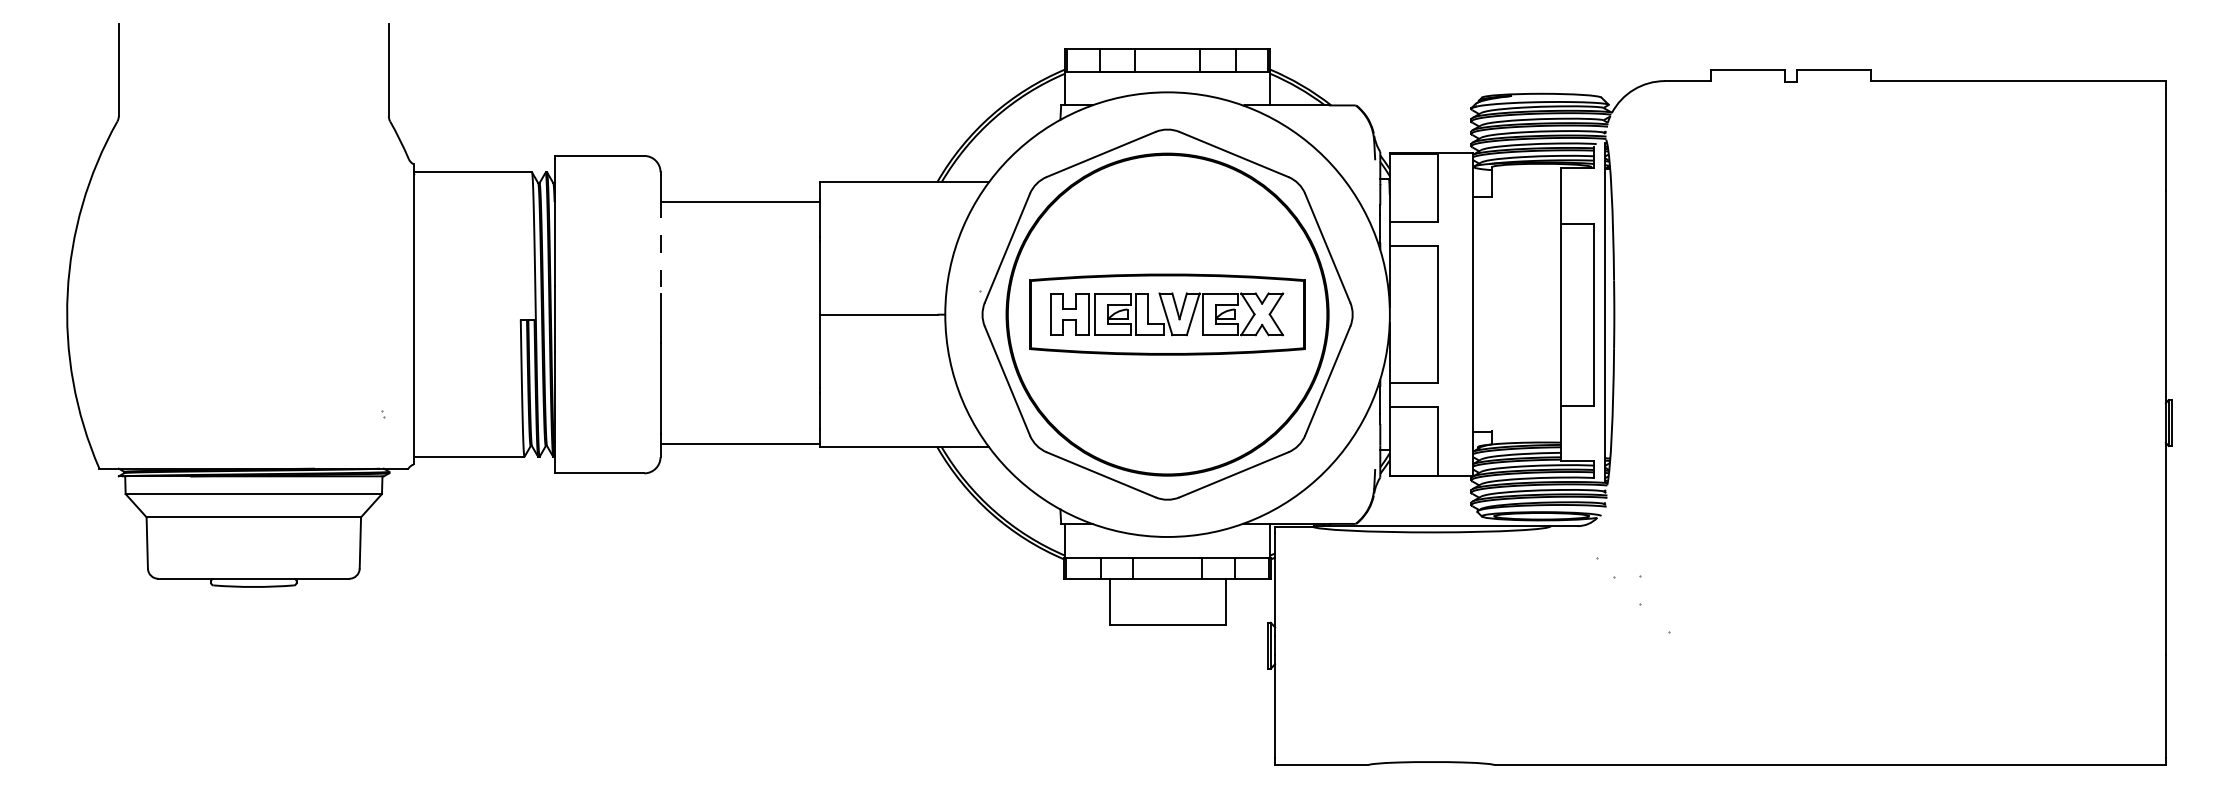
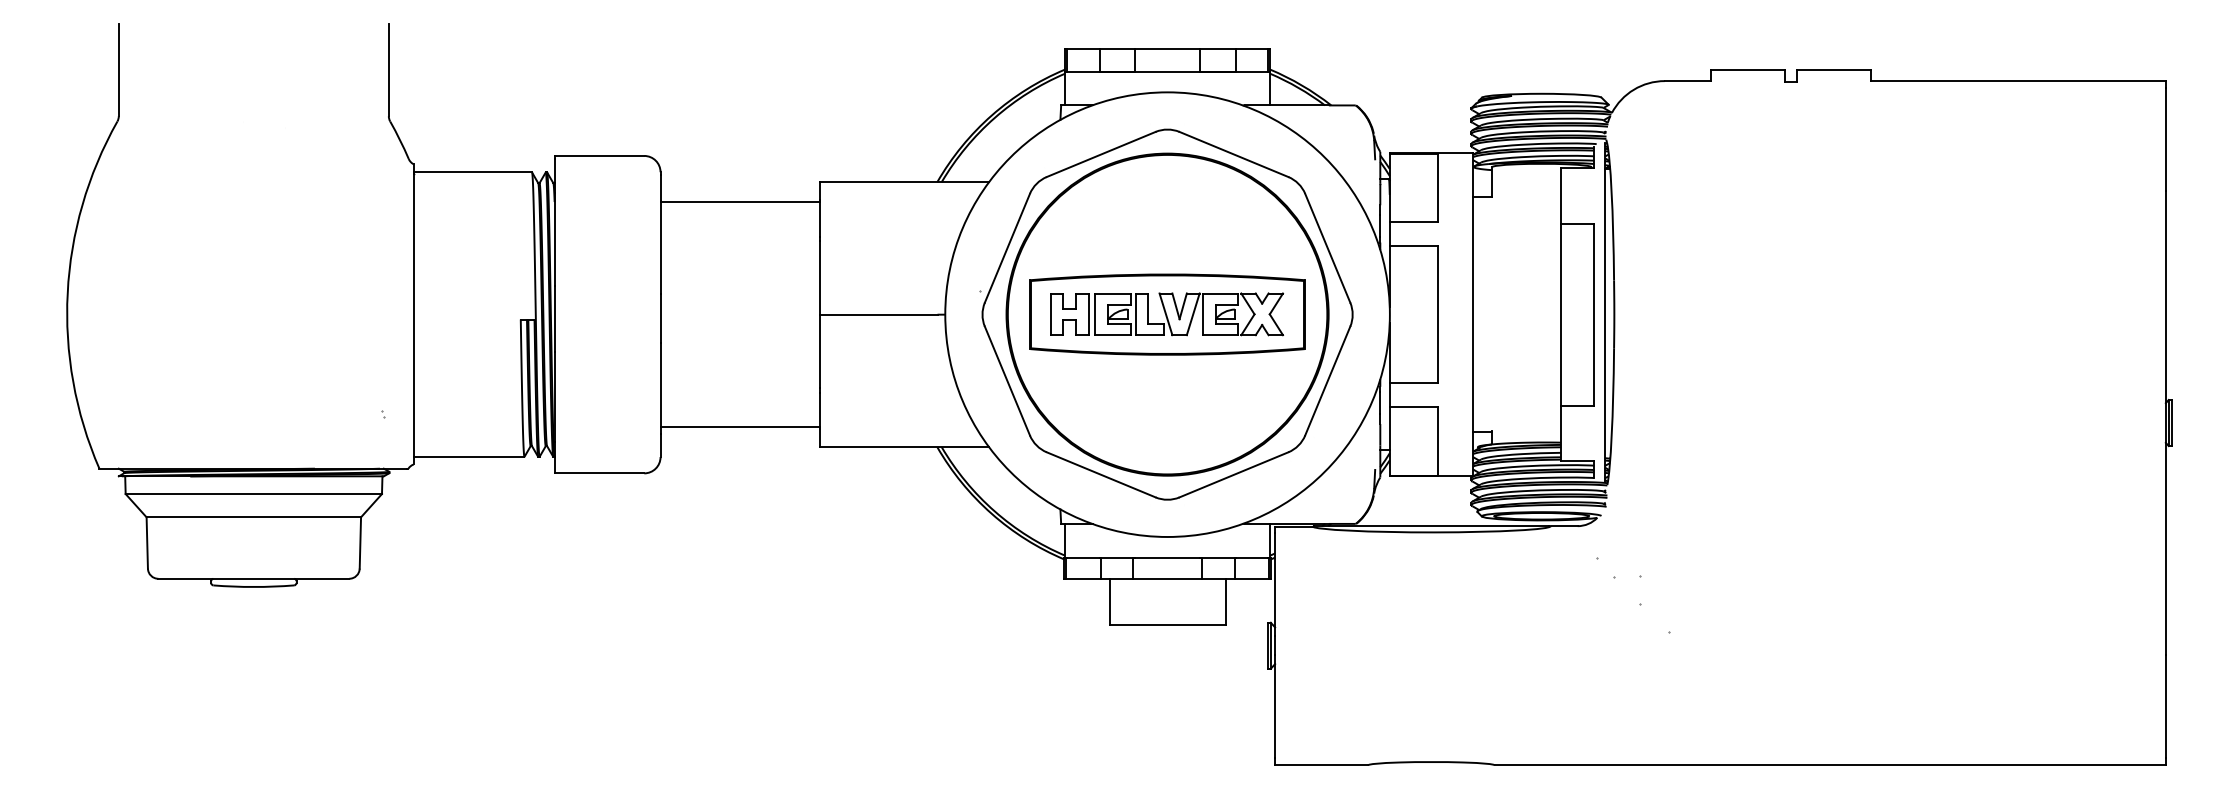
line: dashed -> solid (660, 247)
line position: (740, 443) -> (740, 426) (740, 426)
